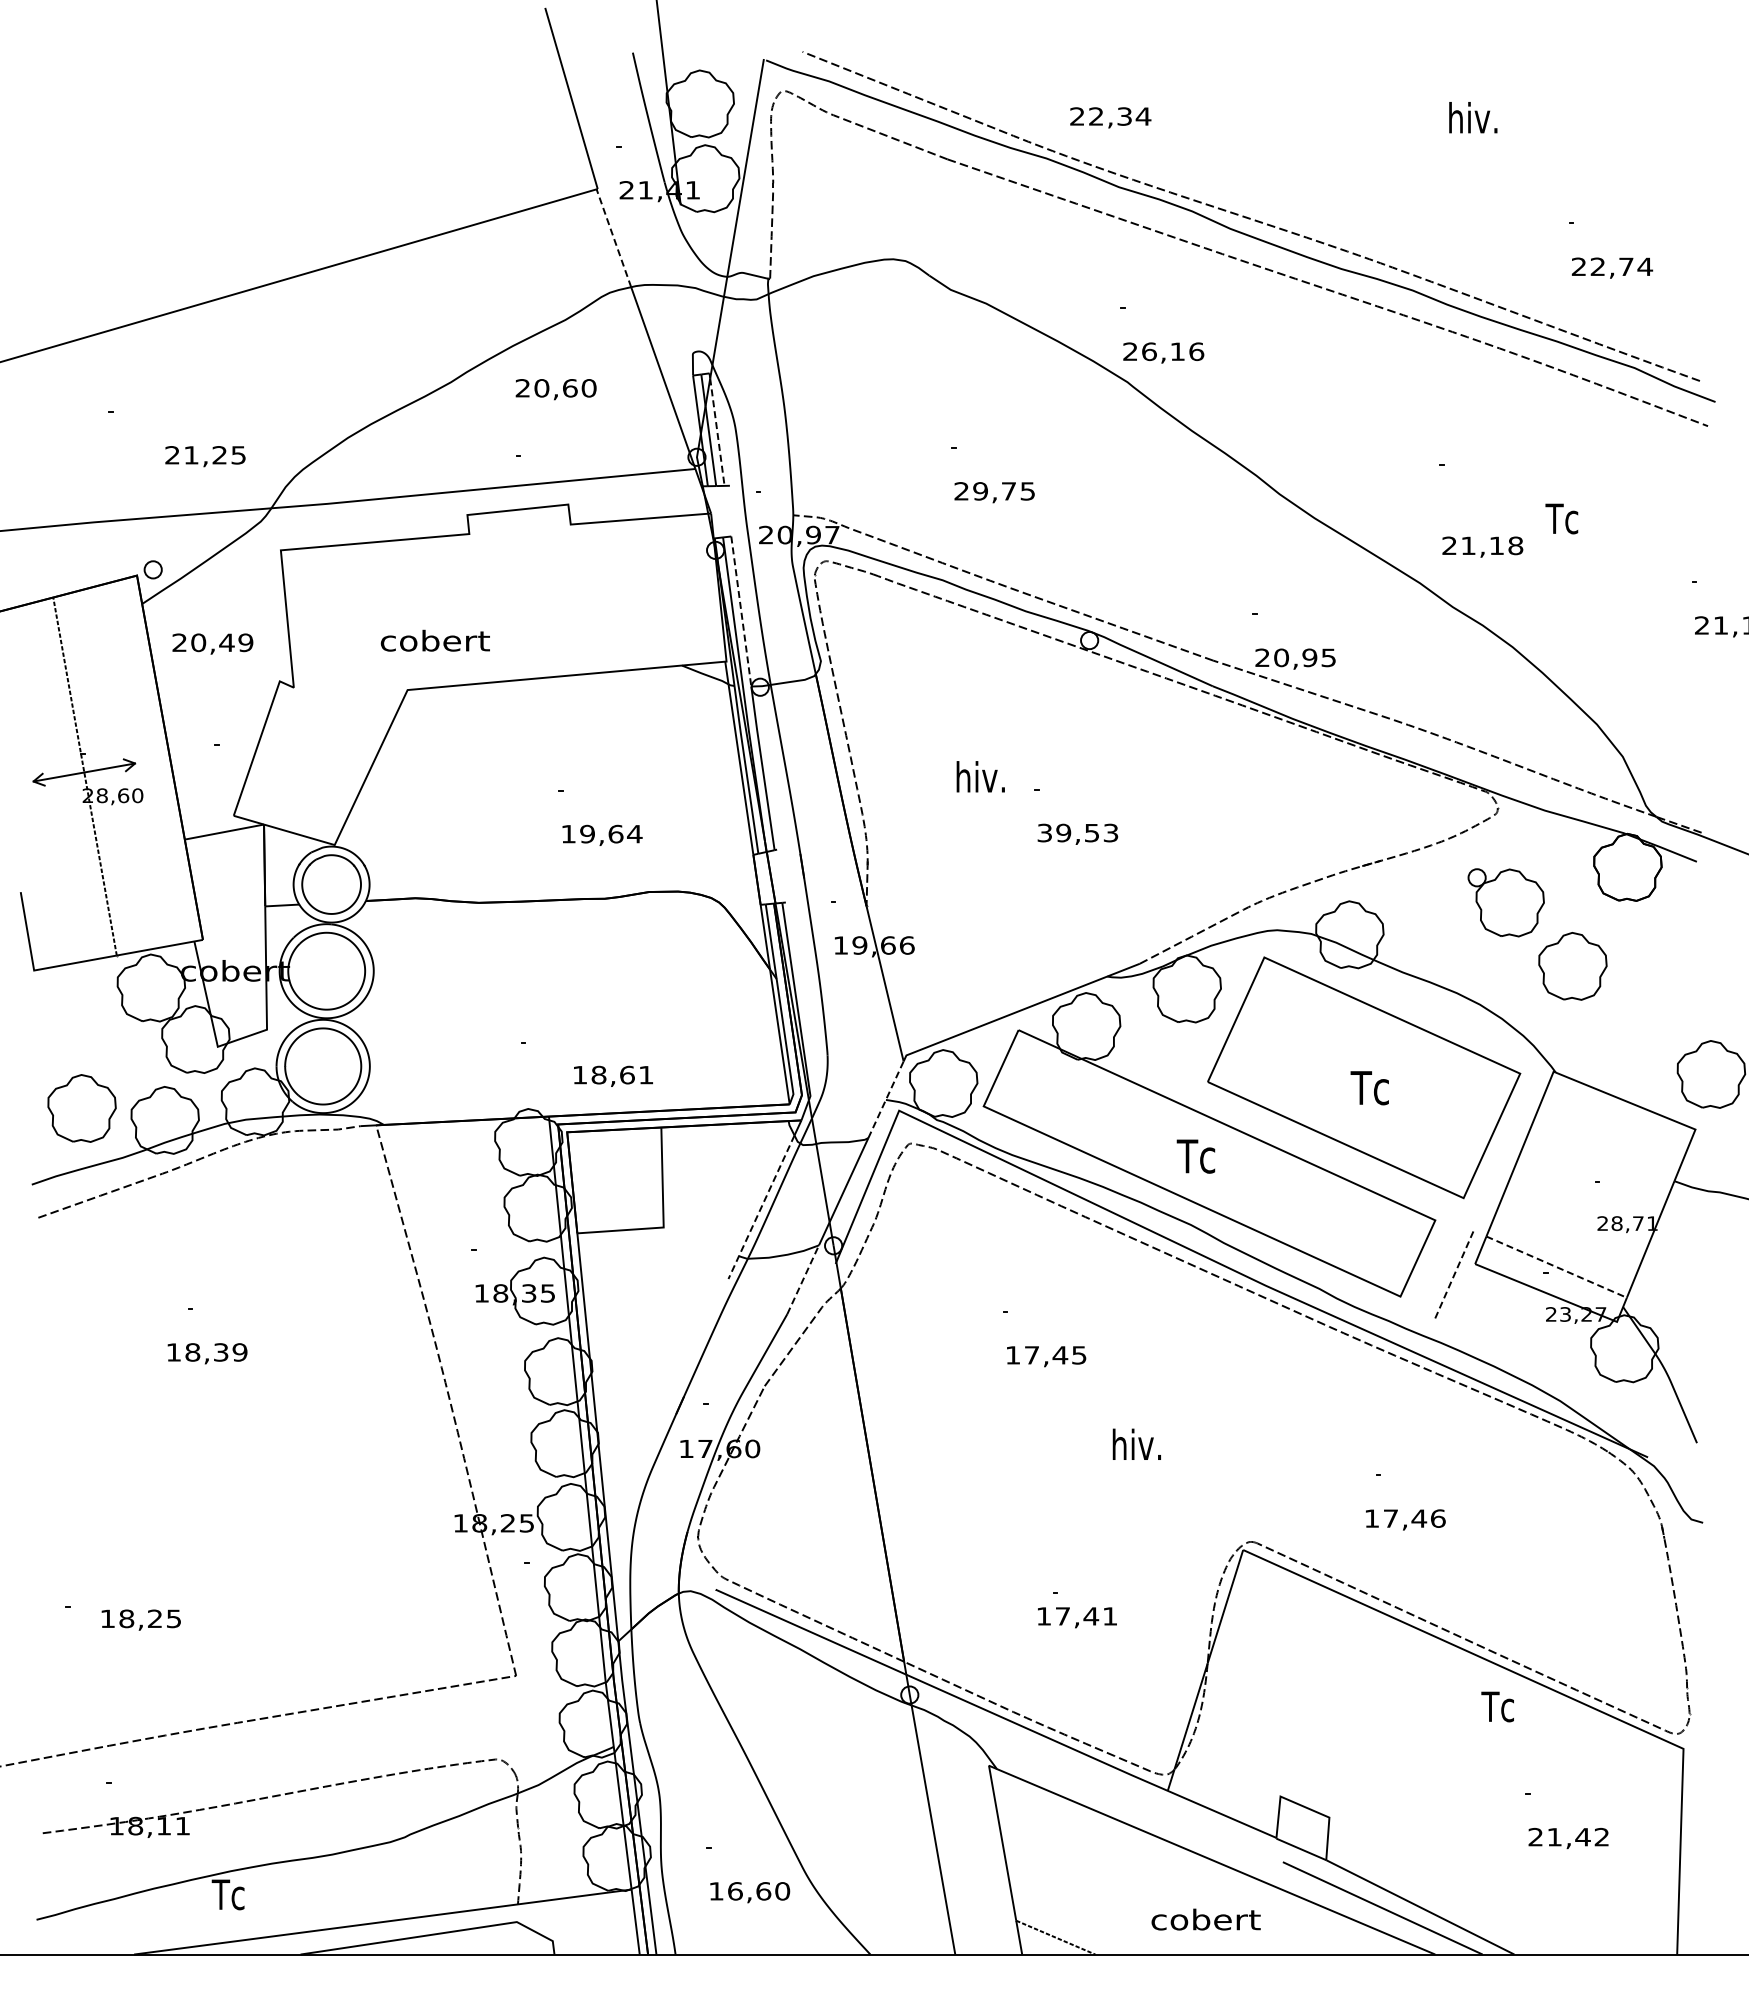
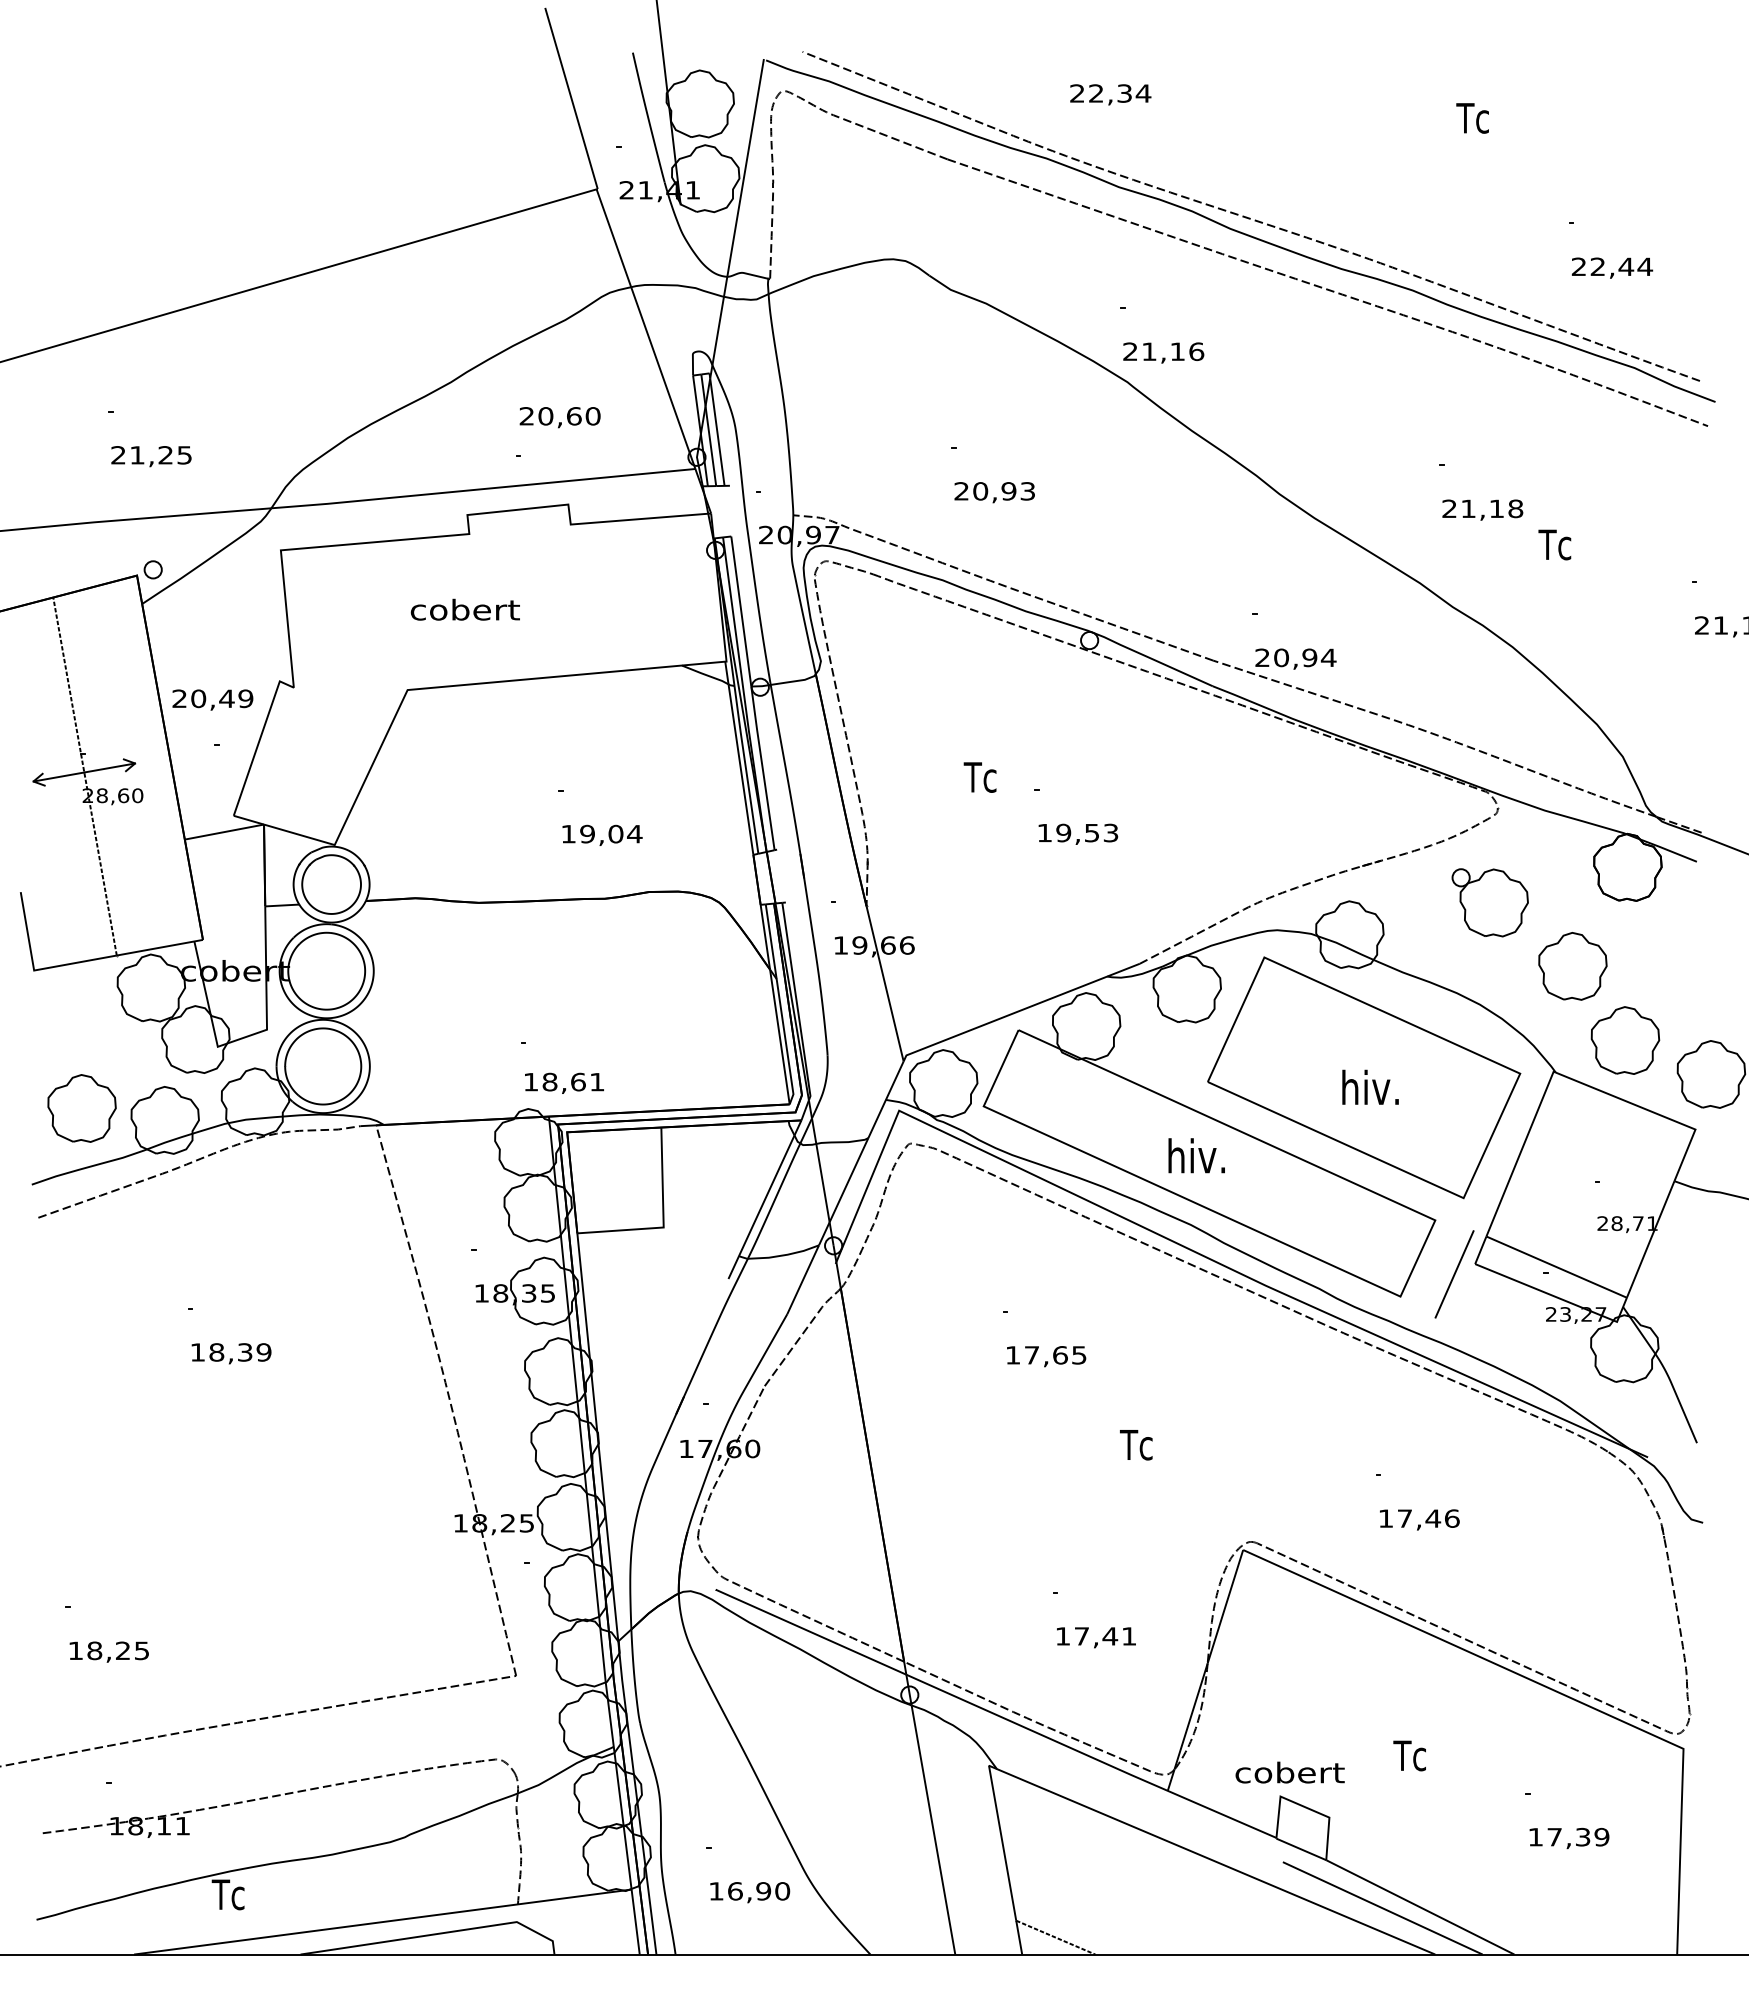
text position: (1110, 117) -> (1110, 94) (1110, 94)
text: hiv. -> Tc (1473, 117)
line: dashed -> solid (613, 238)
text: 22,74 -> 22,44 (1626, 266)
text: 26,16 -> 21,16 (1149, 351)
text position: (555, 389) -> (559, 417) (559, 417)
line: dashed -> solid (717, 432)
text position: (205, 456) -> (151, 456) (151, 456)
text: 29,75 -> 20,93 (1003, 491)
text position: (1561, 518) -> (1554, 544) (1554, 544)
text position: (1482, 546) -> (1482, 509) (1482, 509)
line: dashed -> solid (741, 611)
text position: (434, 640) -> (464, 609) (464, 609)
text position: (212, 643) -> (212, 699) (212, 699)
text: 20,95 -> 20,94 (1328, 657)
text: hiv. -> Tc (980, 776)
text: 39,53 -> 19,53 (1044, 832)
text: 19,64 -> 19,04 (615, 833)
part position: (1505, 902) -> (1489, 902) (1489, 902)
part: none -> present (1625, 1040)
text position: (613, 1075) -> (564, 1082) (564, 1082)
text: Tc -> hiv. (1370, 1087)
line: dashed -> solid (886, 1099)
text: Tc -> hiv. (1196, 1155)
line: dashed -> solid (761, 1207)
line: dashed -> solid (1556, 1267)
line: dashed -> solid (1454, 1273)
line: dashed -> solid (803, 1279)
text position: (207, 1353) -> (231, 1353) (231, 1353)
text: 17,45 -> 17,65 (1060, 1355)
text: hiv. -> Tc (1136, 1444)
text position: (1405, 1519) -> (1419, 1519) (1419, 1519)
text position: (1077, 1617) -> (1096, 1637) (1096, 1637)
text position: (140, 1619) -> (108, 1651) (108, 1651)
text position: (1497, 1706) -> (1409, 1755) (1409, 1755)
text: 21,42 -> 17,39 (1568, 1836)
text: 16,60 -> 16,90 (763, 1891)
text position: (1205, 1919) -> (1289, 1772) (1289, 1772)
